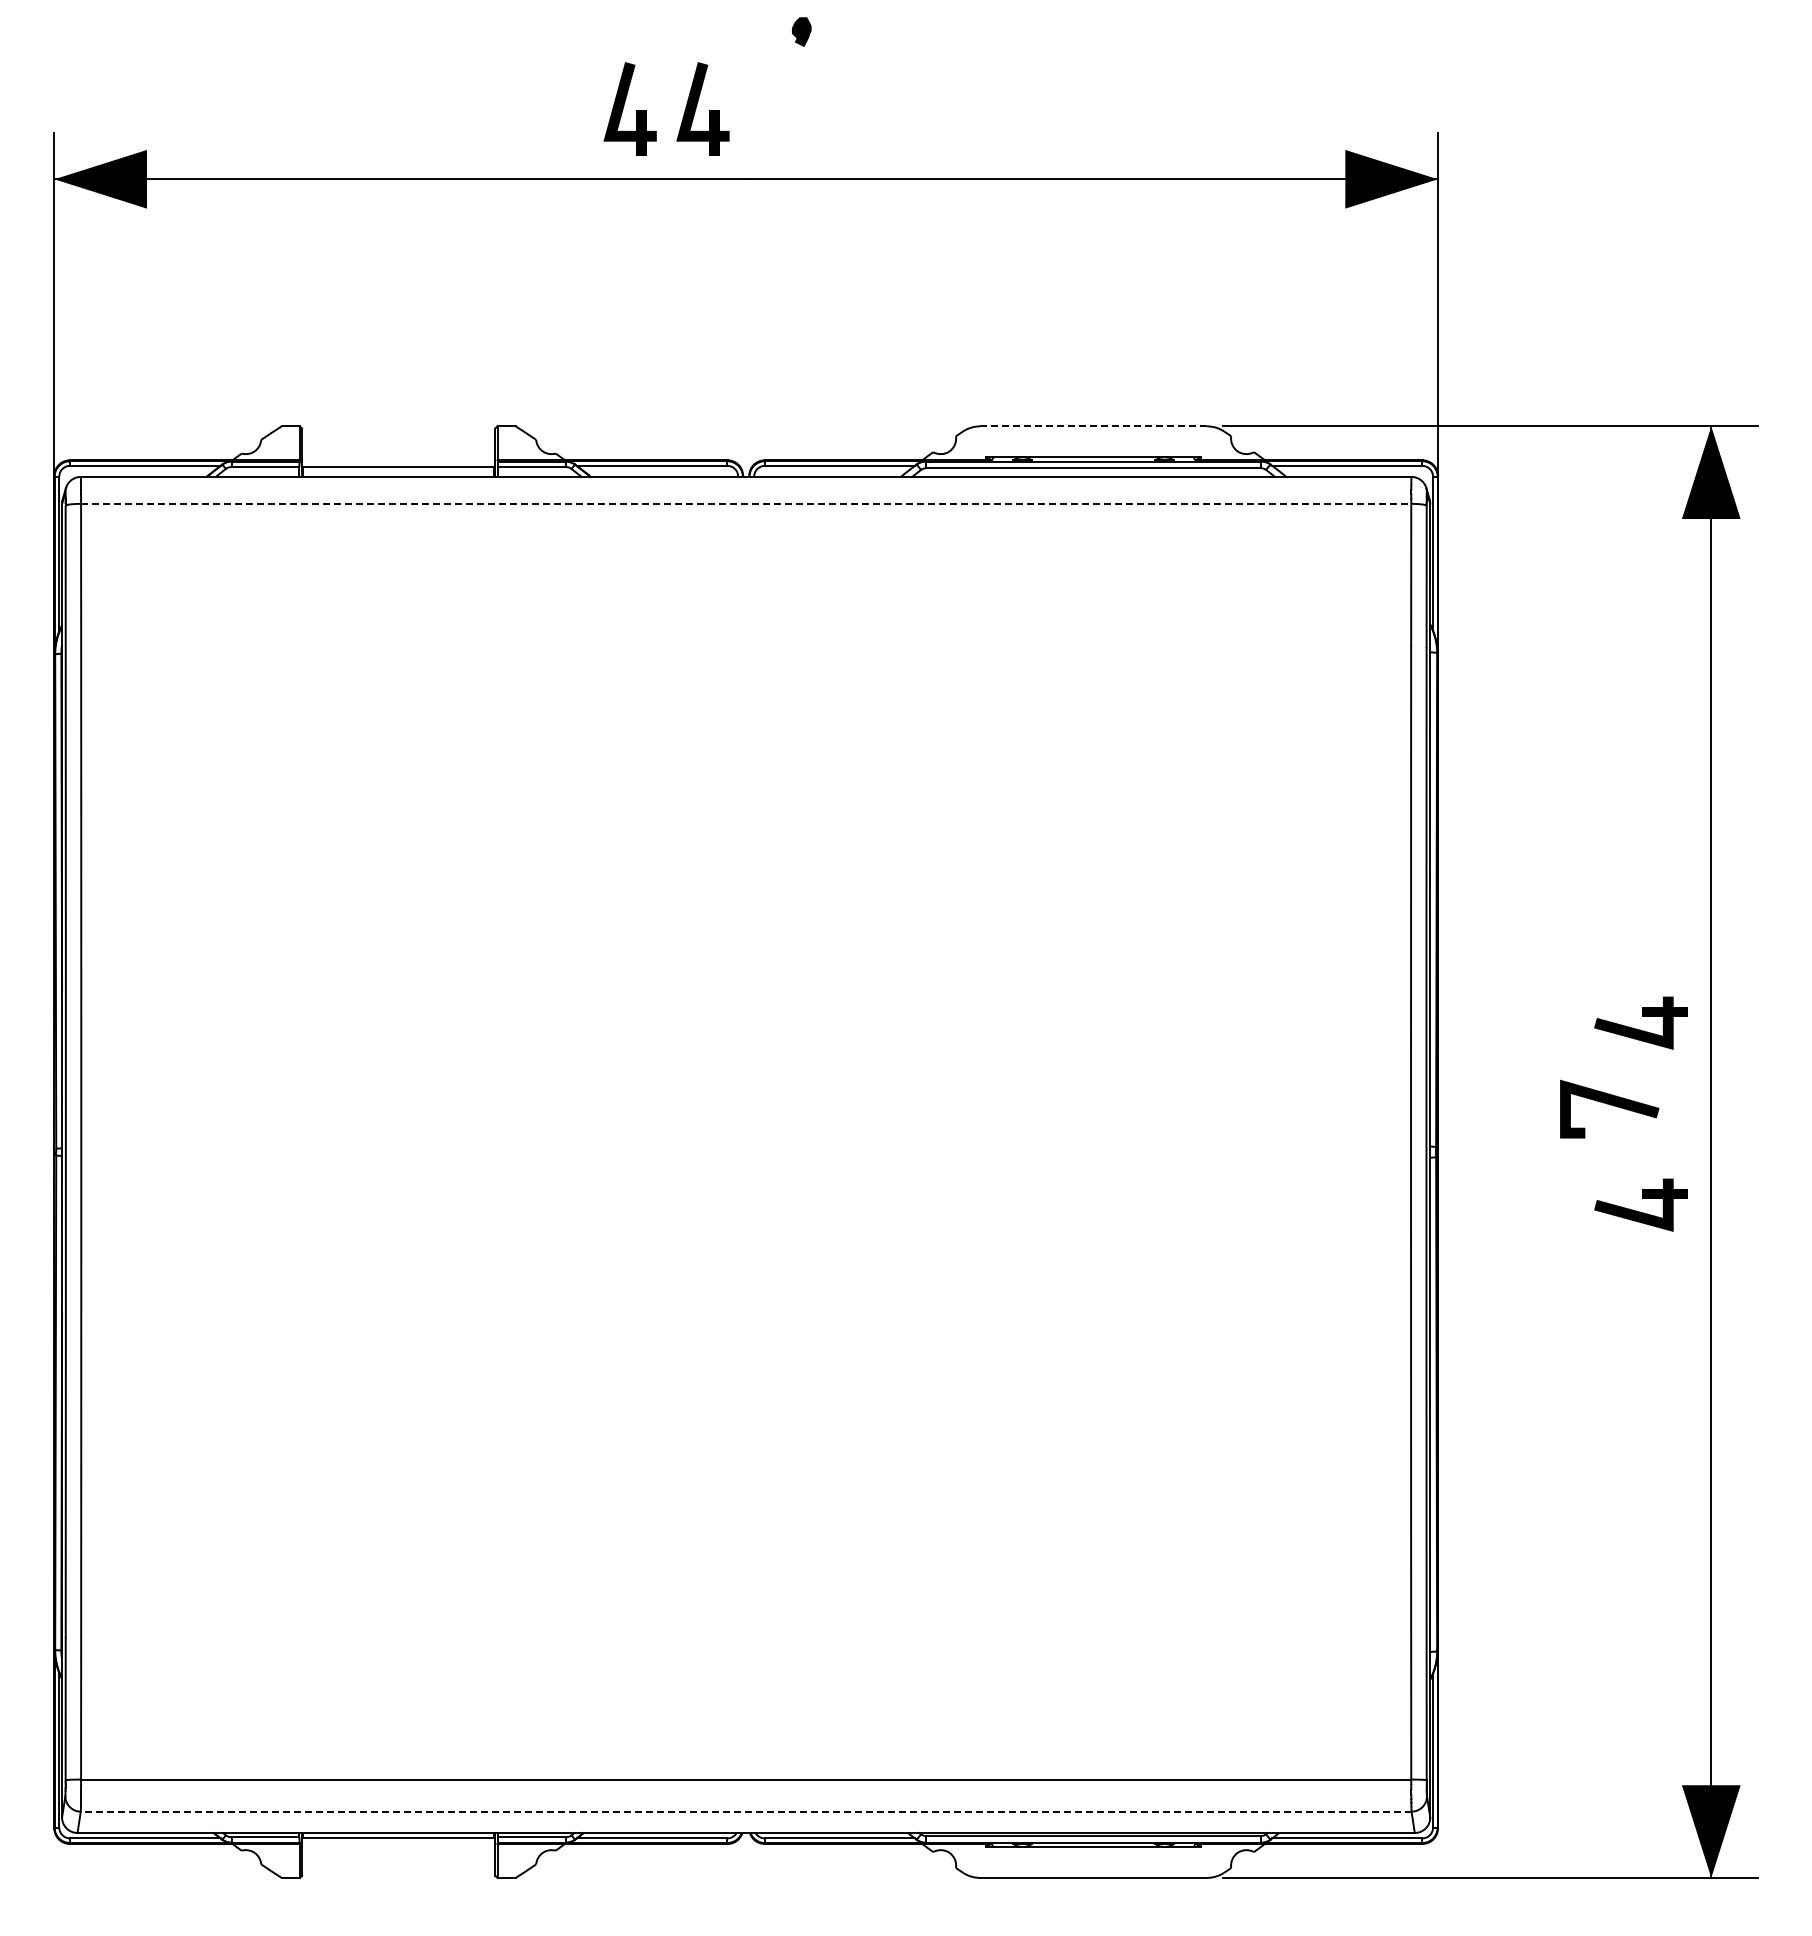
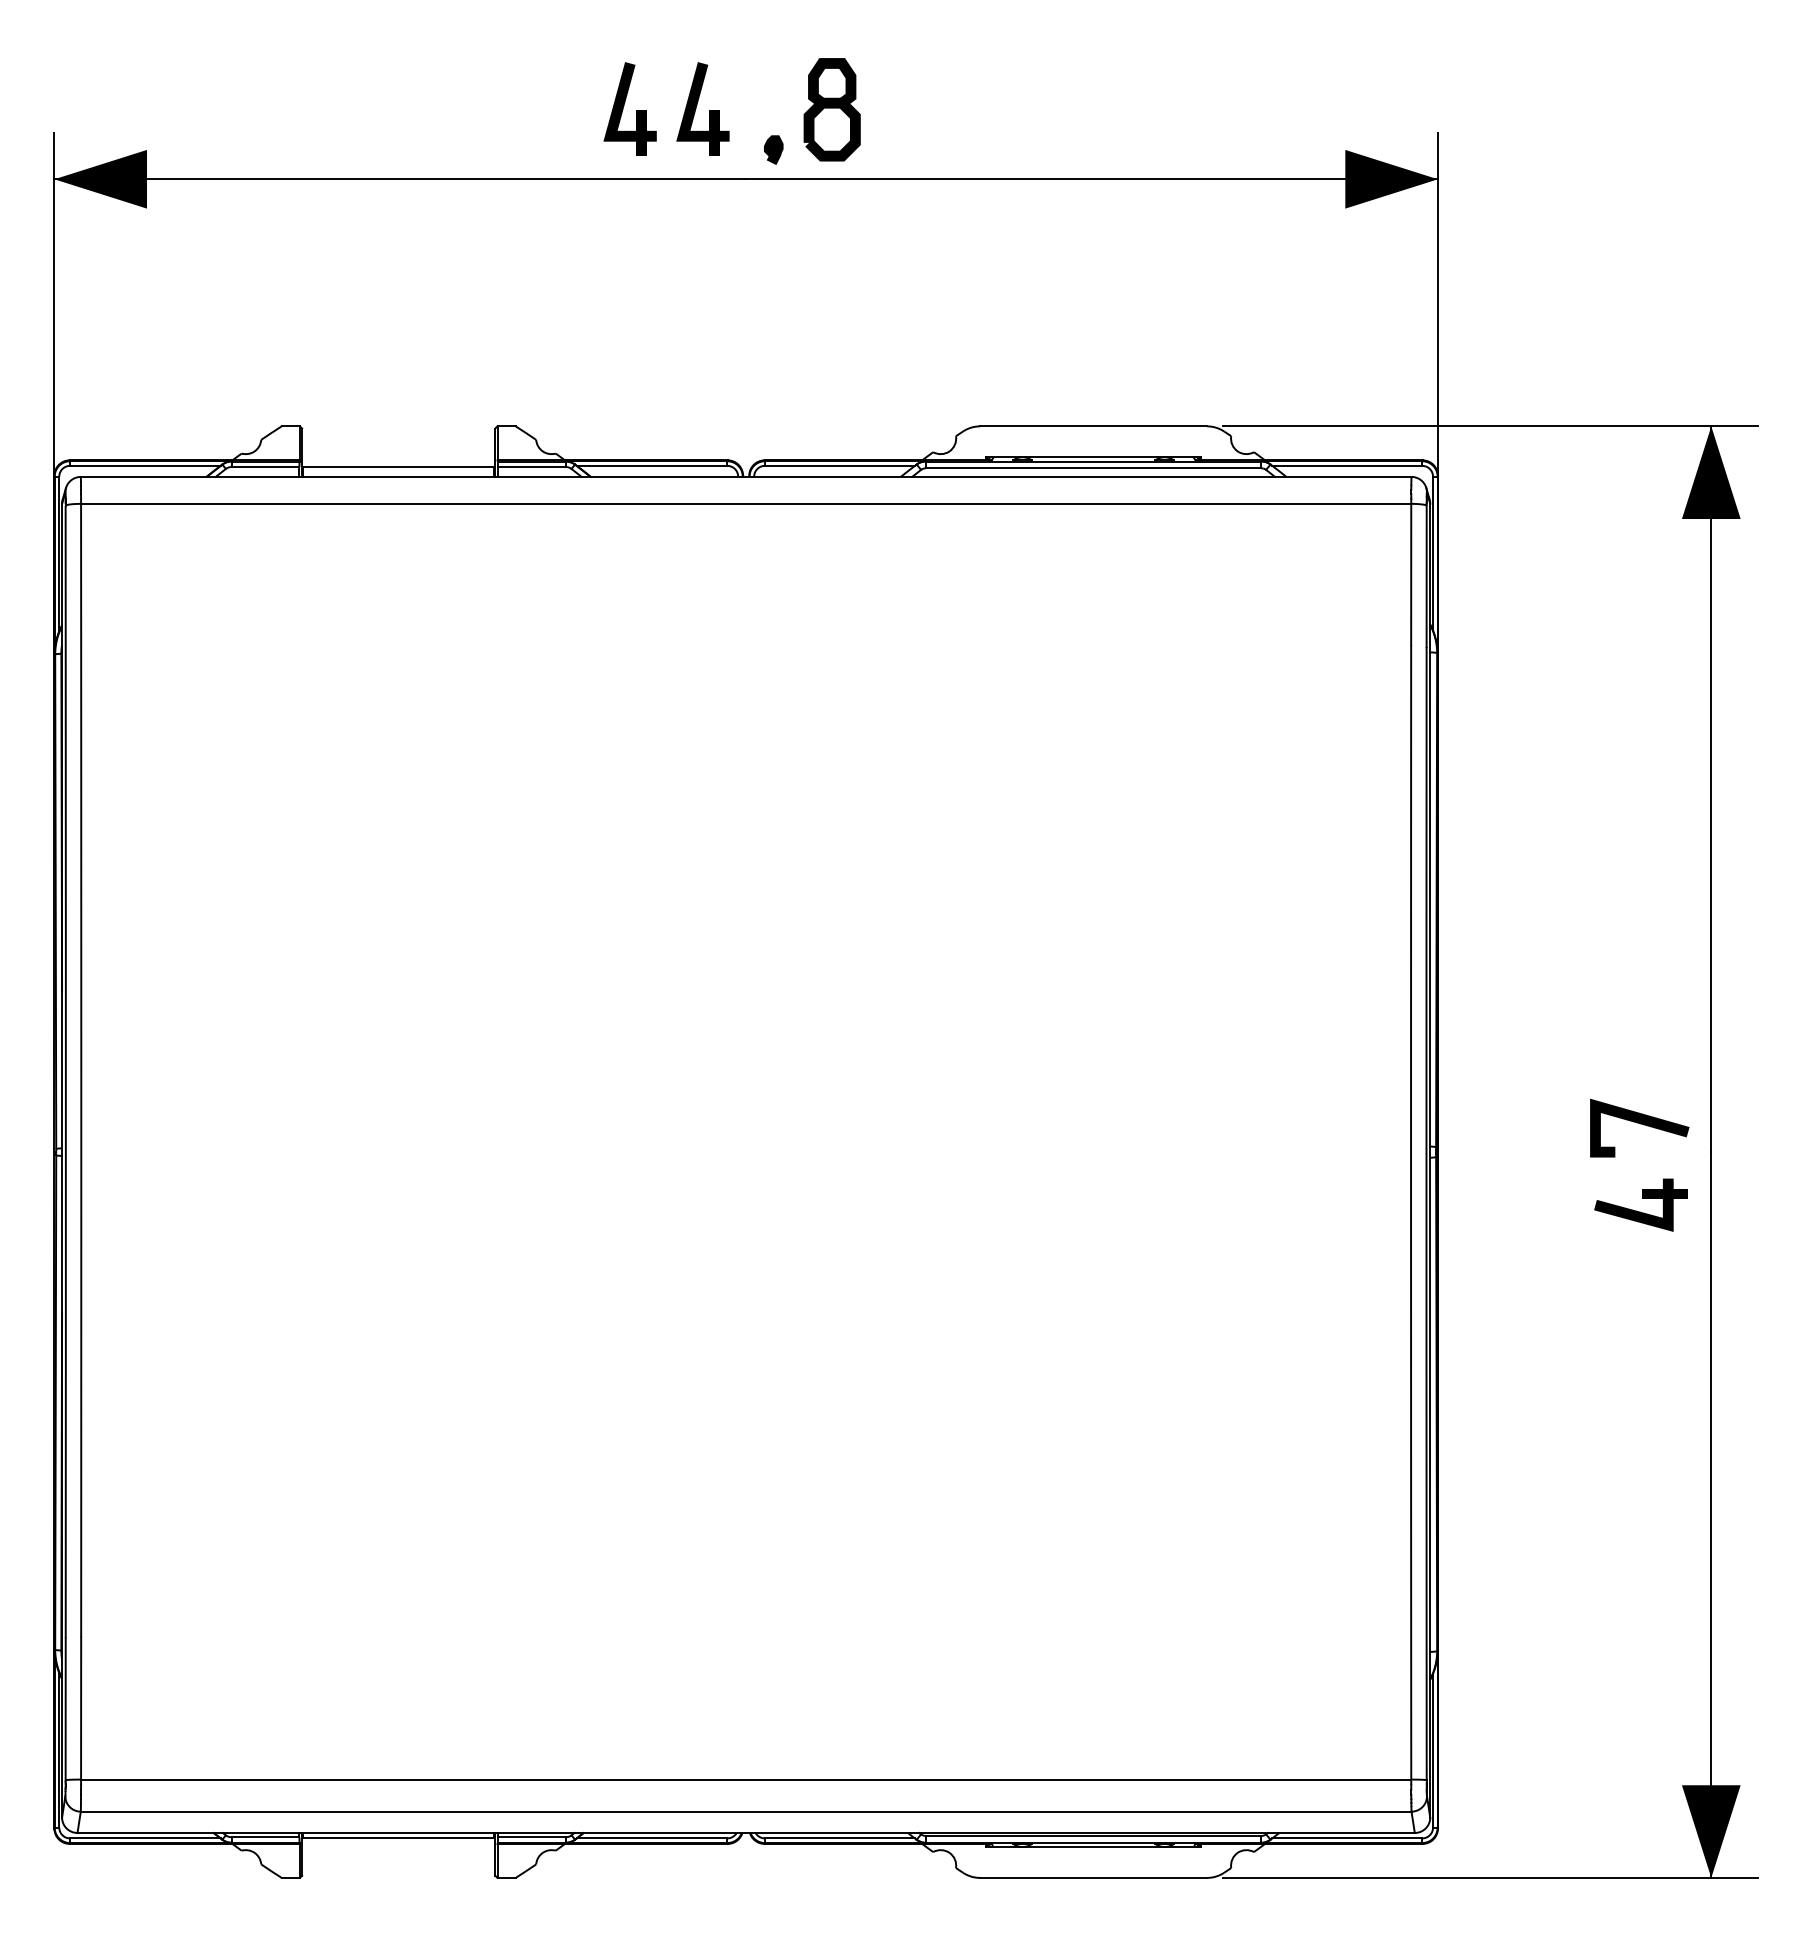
part position: (801, 31) -> (773, 149) (773, 149)
part: none -> present (831, 109)
line: dashed -> solid (1094, 426)
line: dashed -> solid (746, 503)
part: present -> none (1642, 1016)
line position: (1610, 1105) -> (1640, 1124) (1640, 1124)
line: dashed -> solid (745, 1811)
